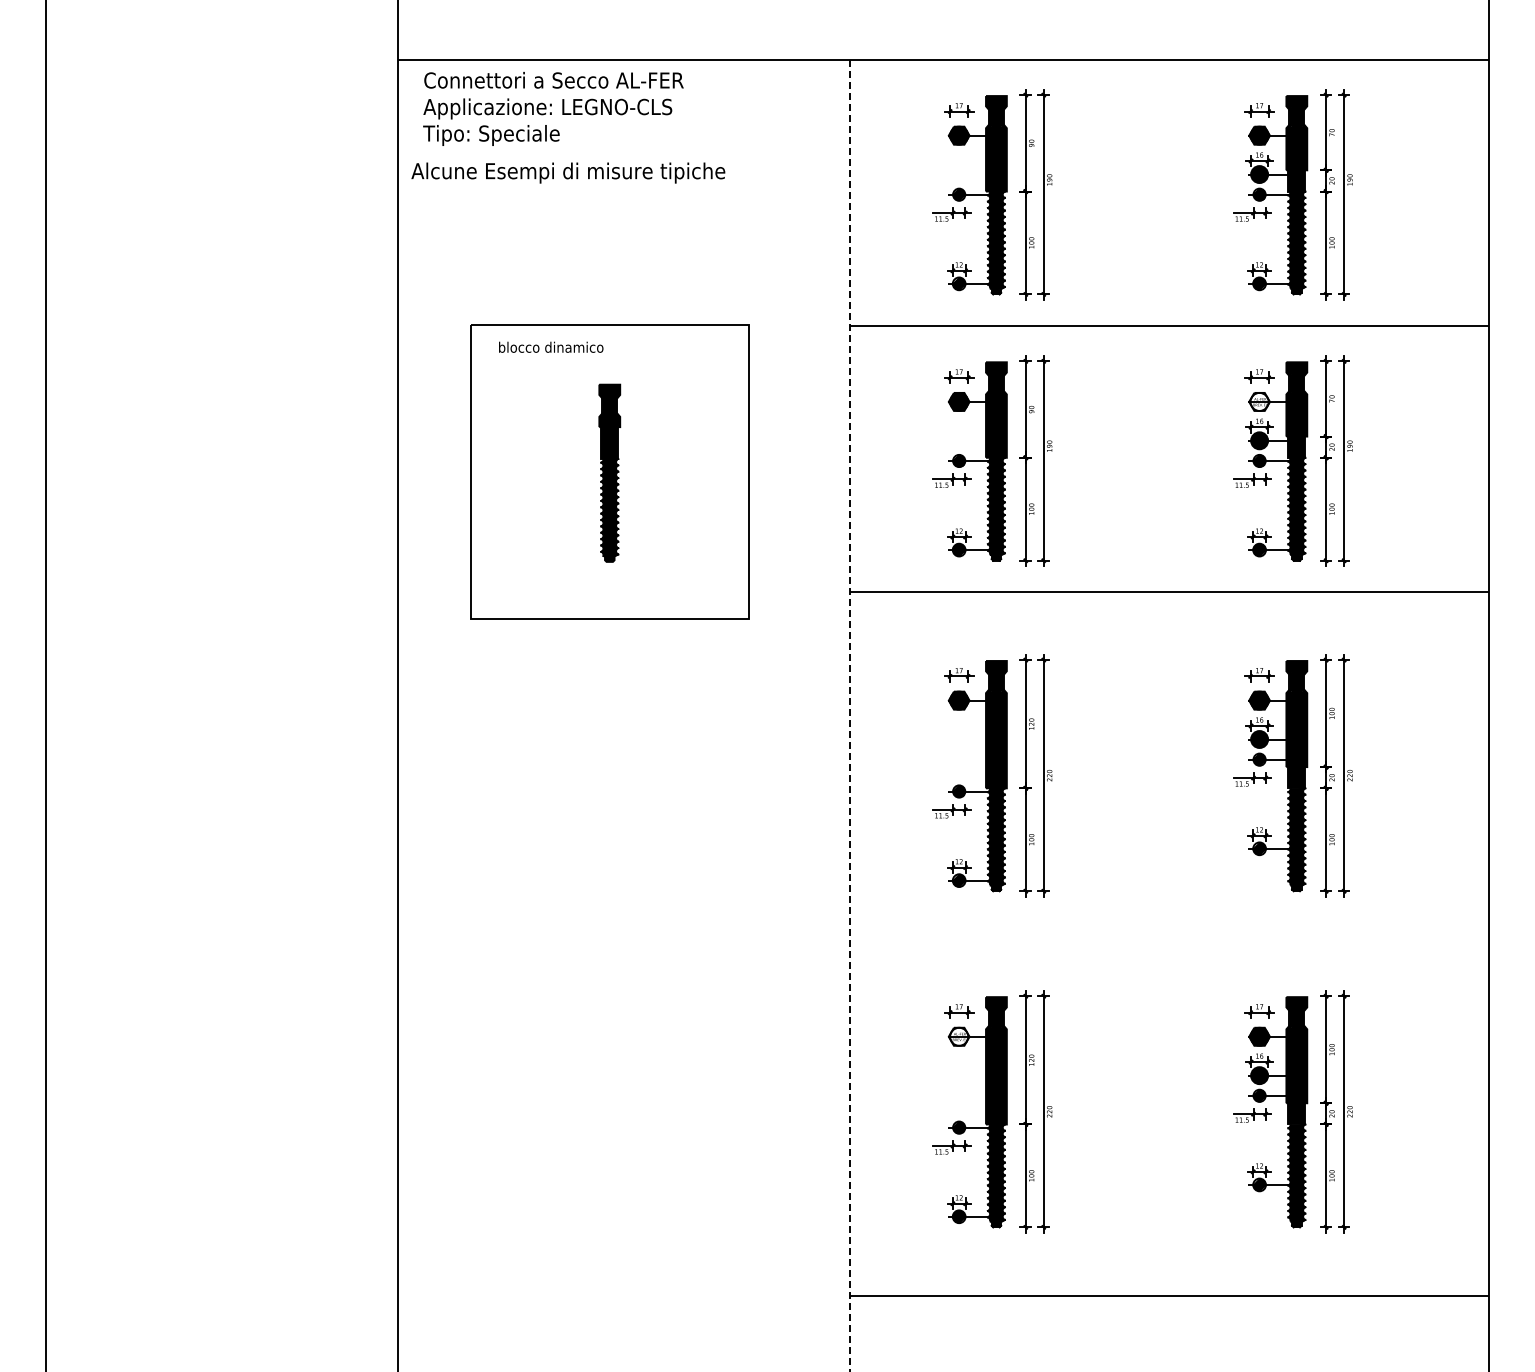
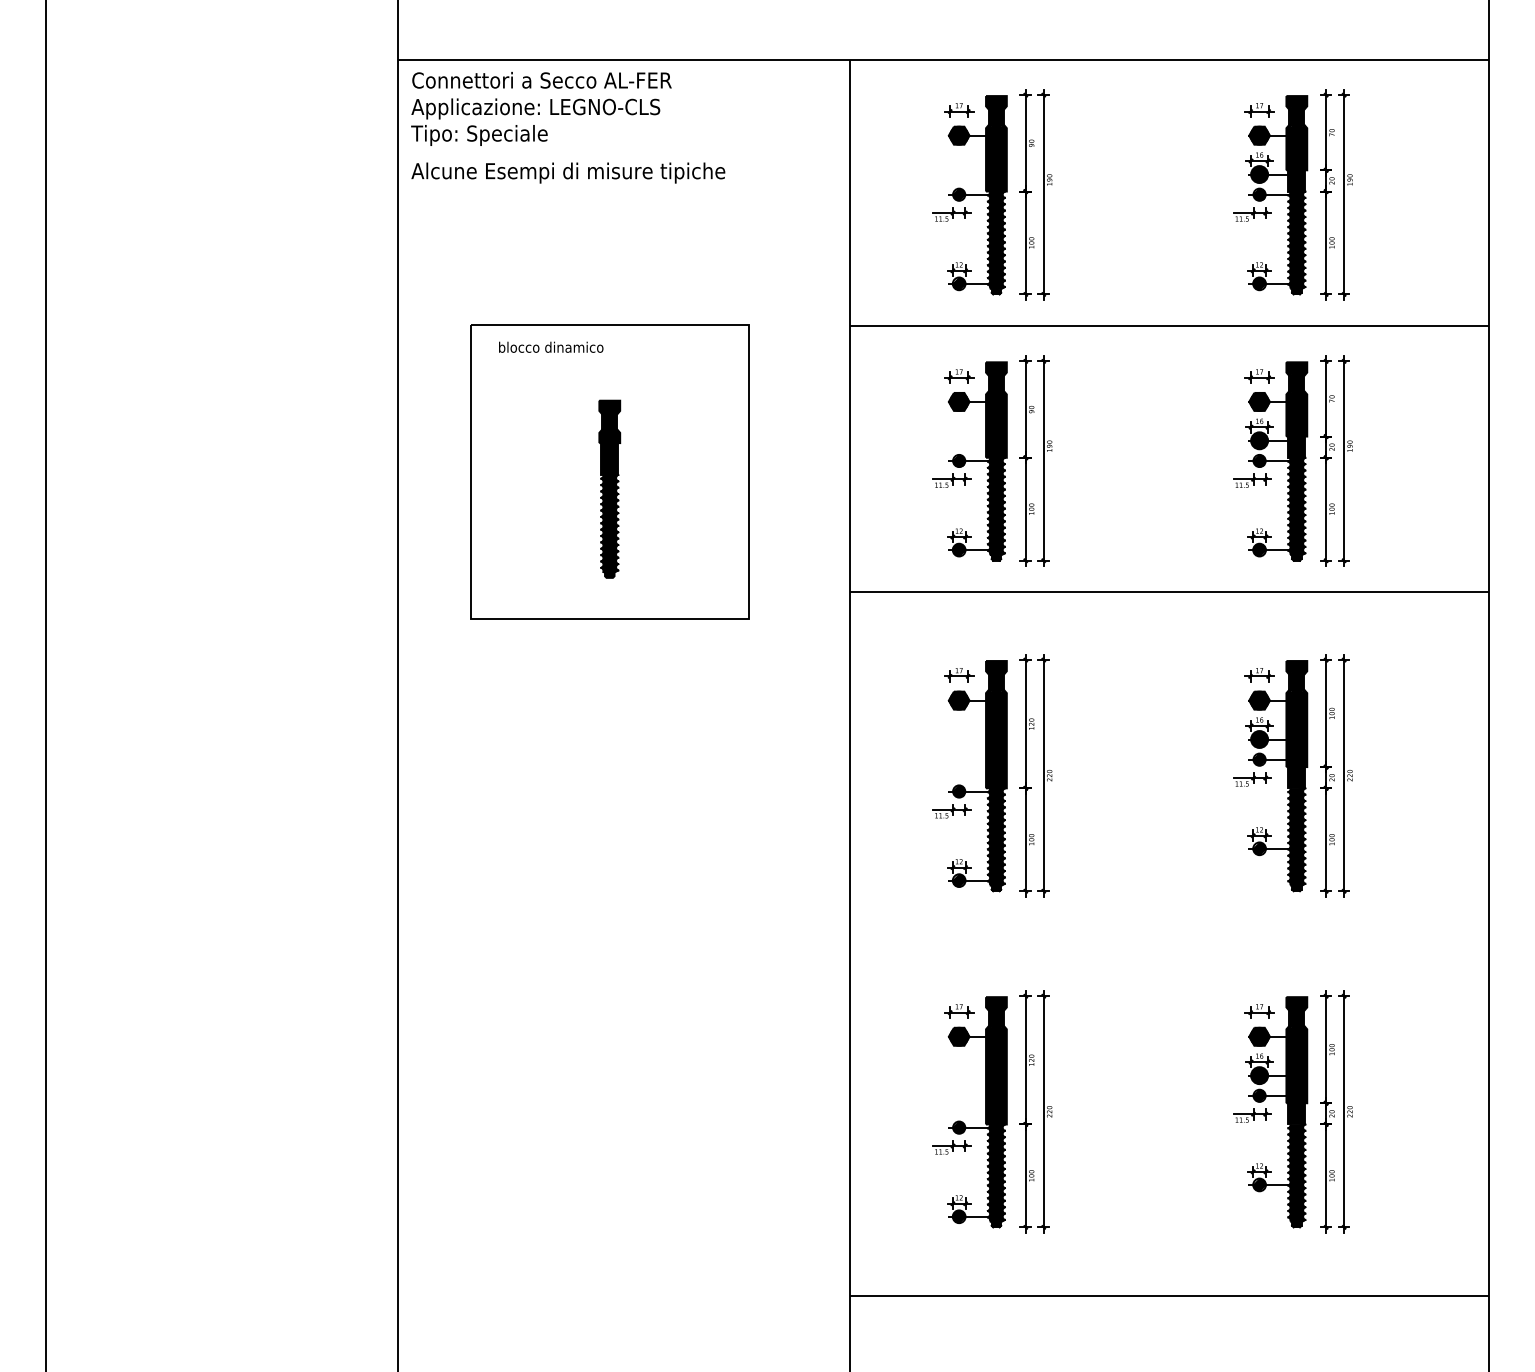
text position: (553, 108) -> (541, 108) (541, 108)
fill: none -> present (1259, 401)
part position: (609, 472) -> (609, 488) (609, 488)
line: dashed -> solid (850, 715)
fill: none -> present (958, 1036)
